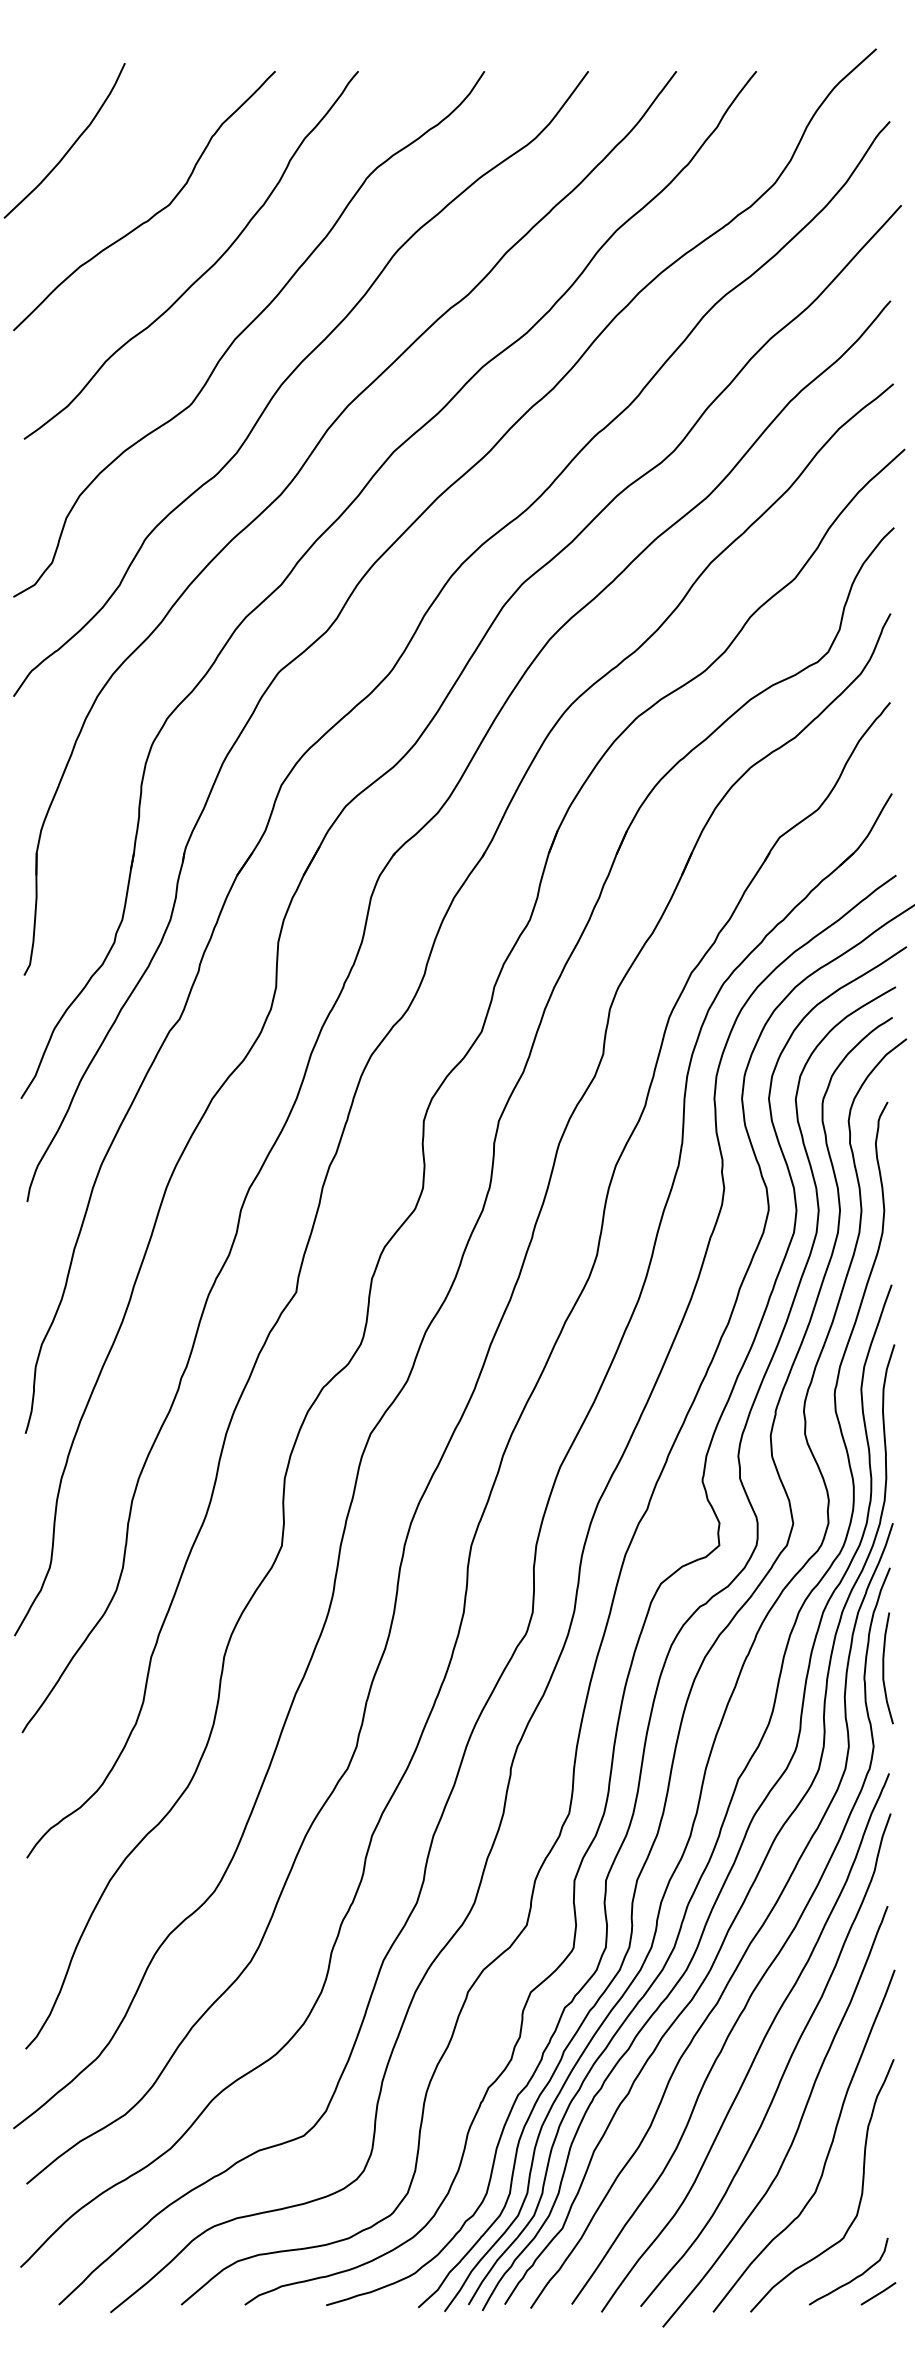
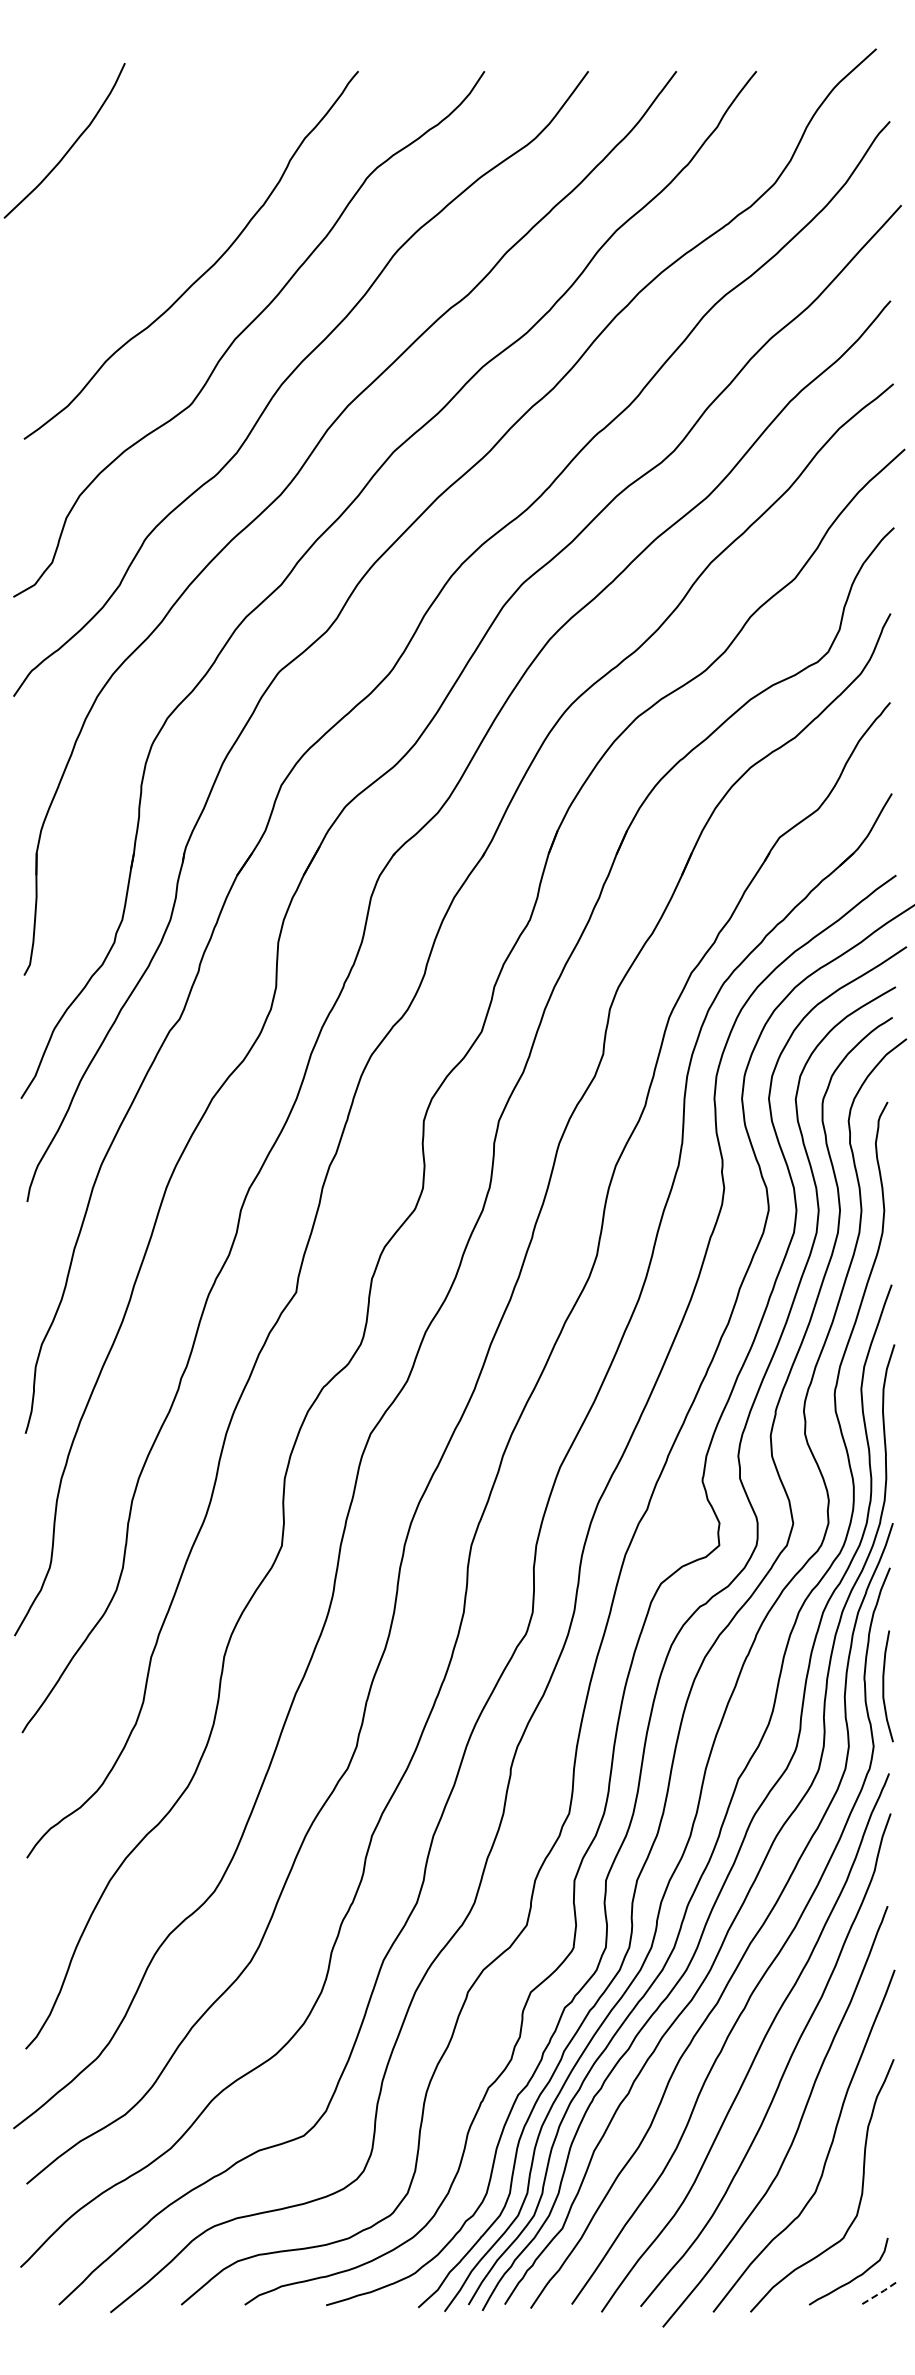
curve: present -> none (156, 212)
curve position: (884, 1668) -> (884, 1686) (884, 1686)
line: solid -> dashed (878, 2294)
